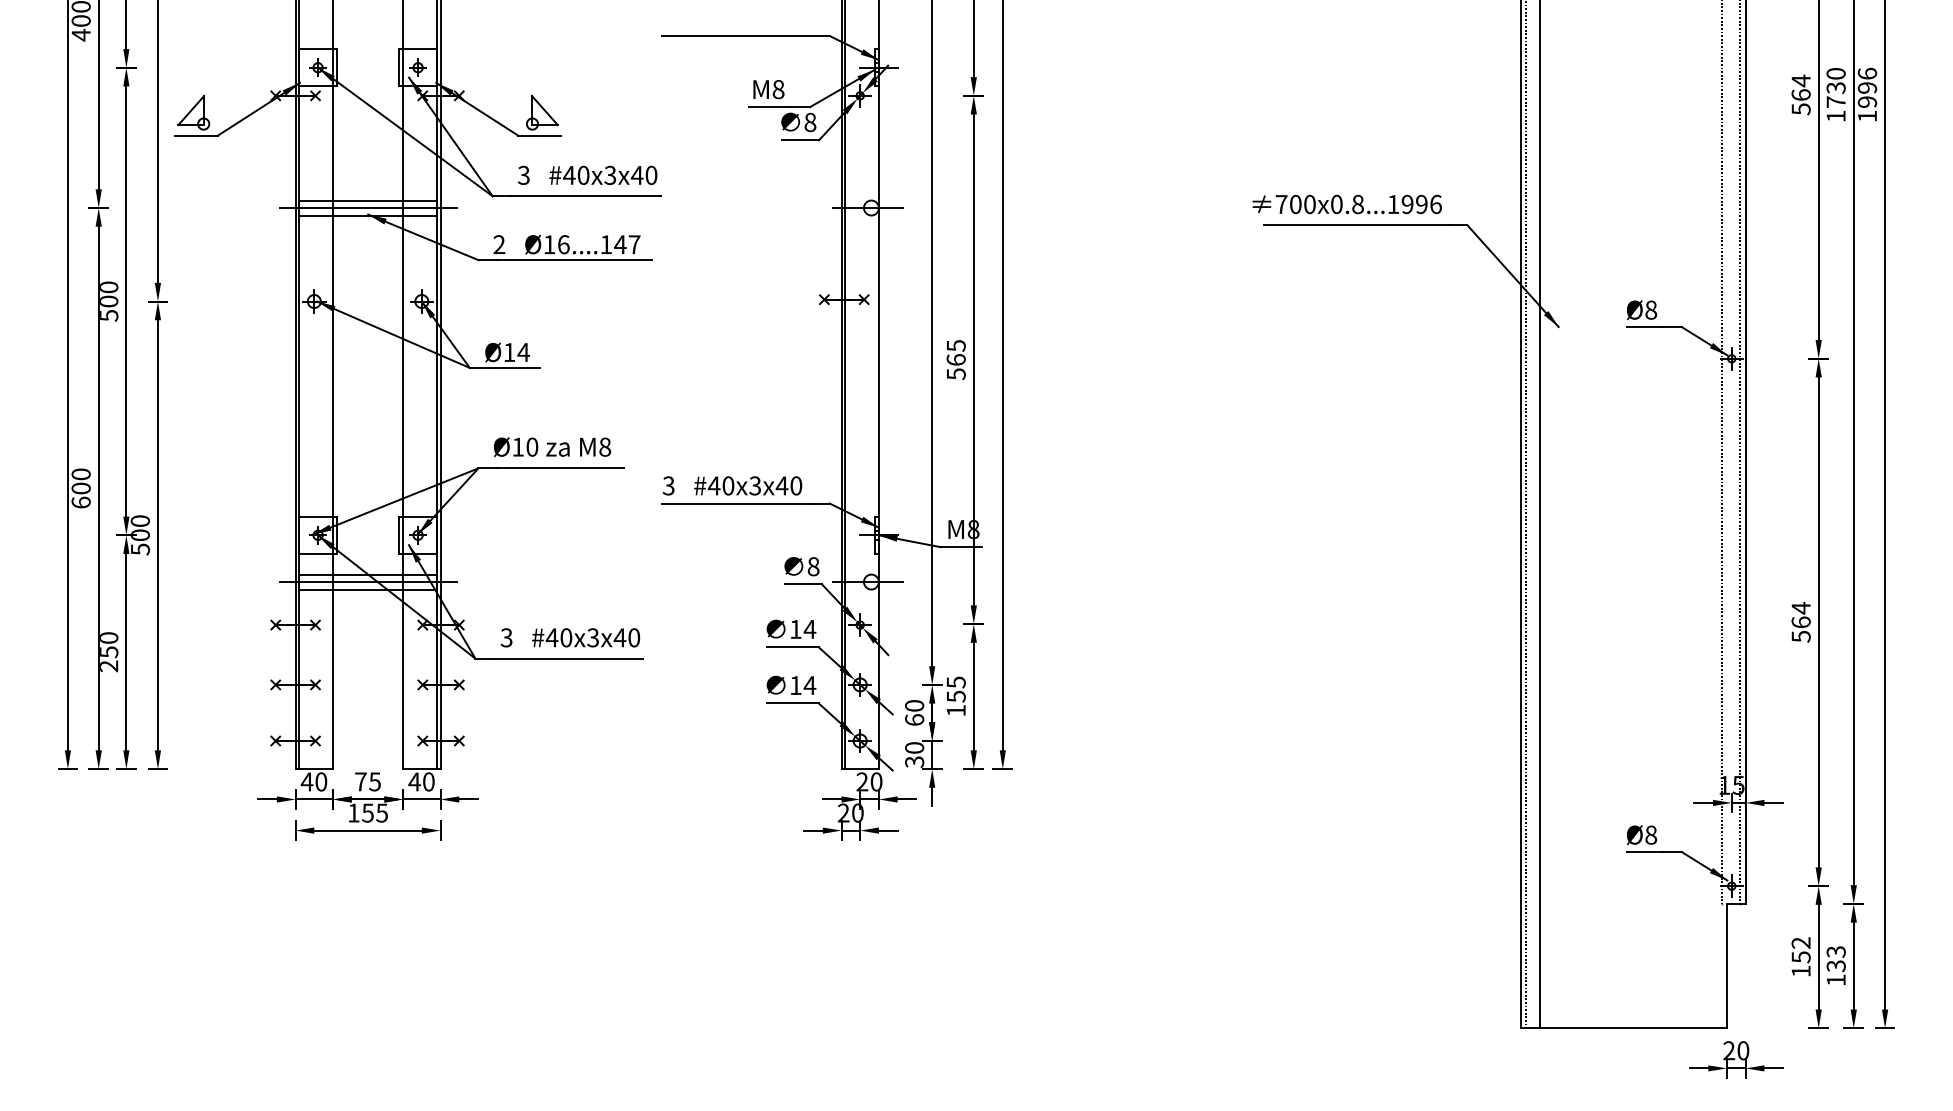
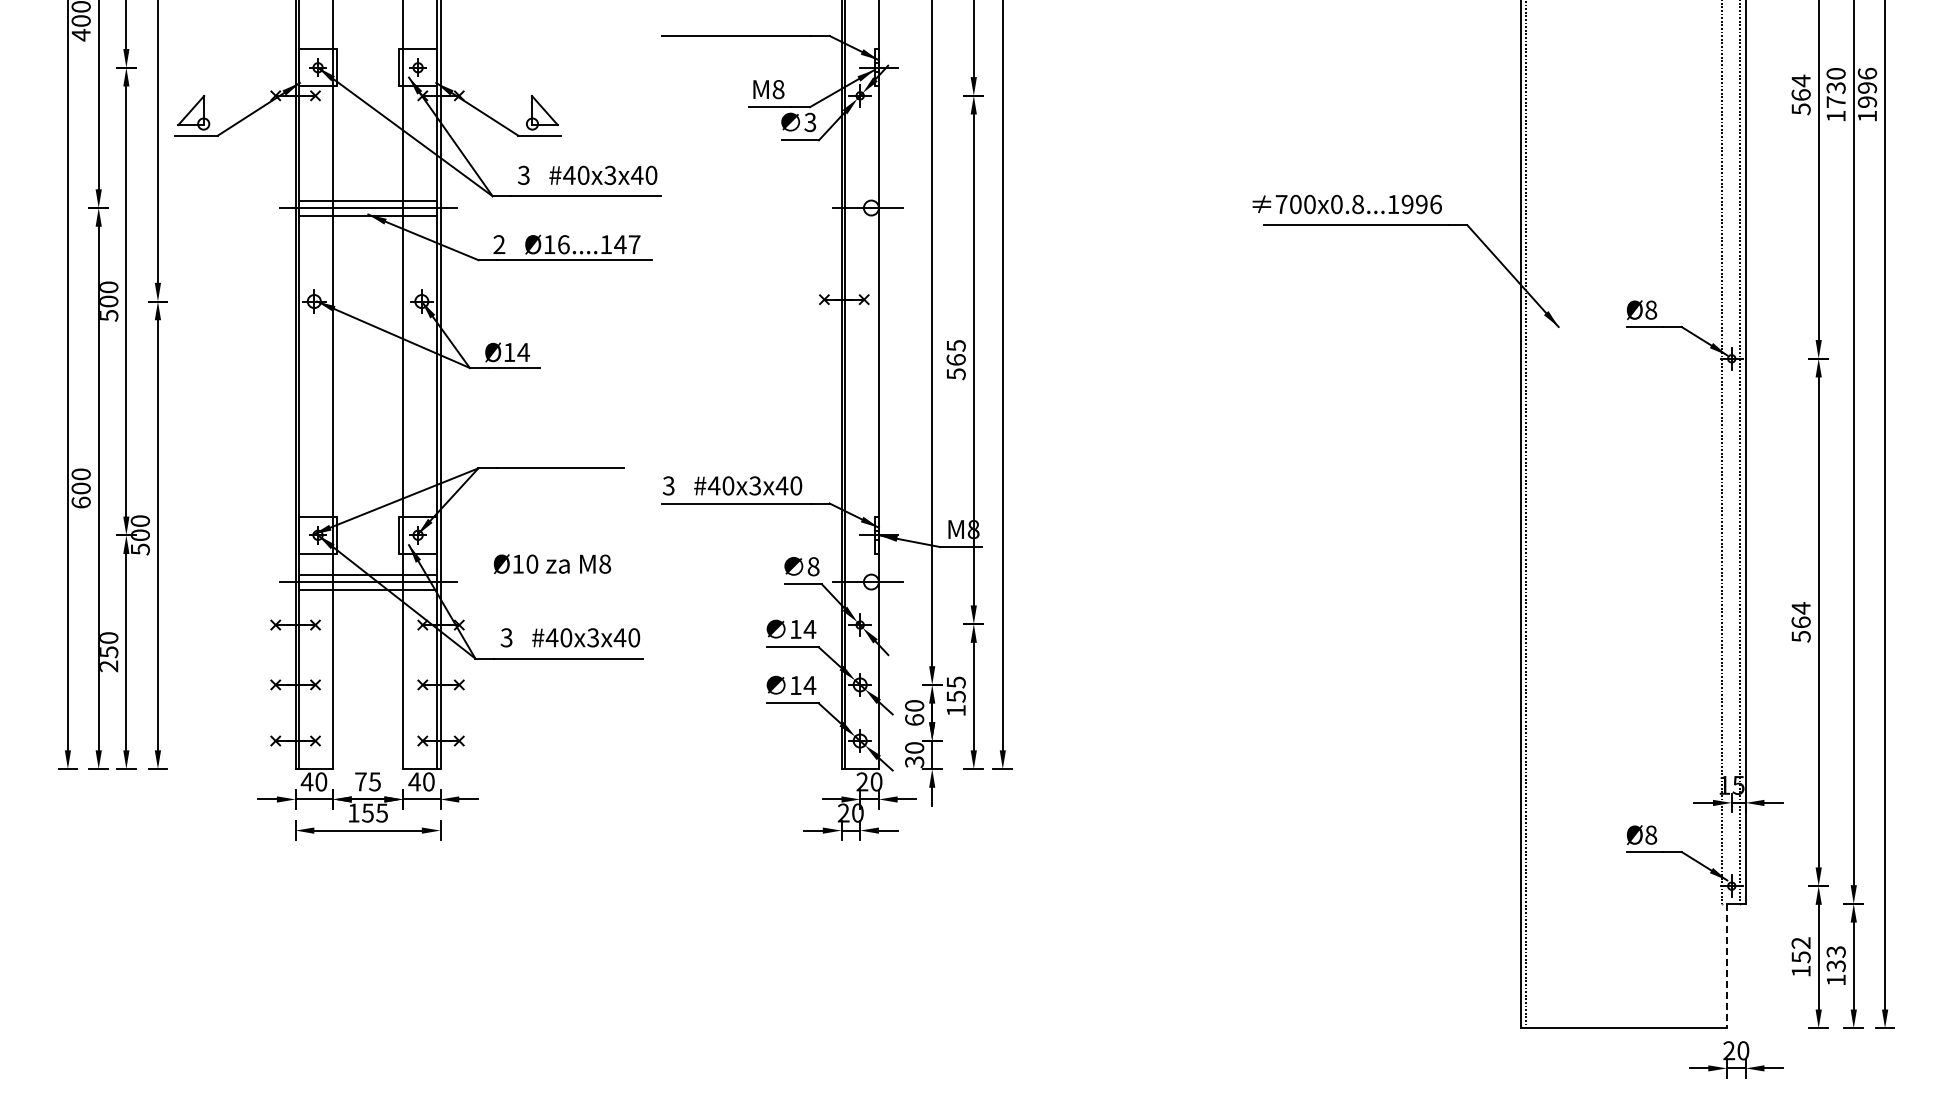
text: 8 -> 3 (810, 121)
text position: (552, 446) -> (552, 563) (552, 563)
line: present -> none (1540, 515)
line: solid -> dashed (1727, 966)
